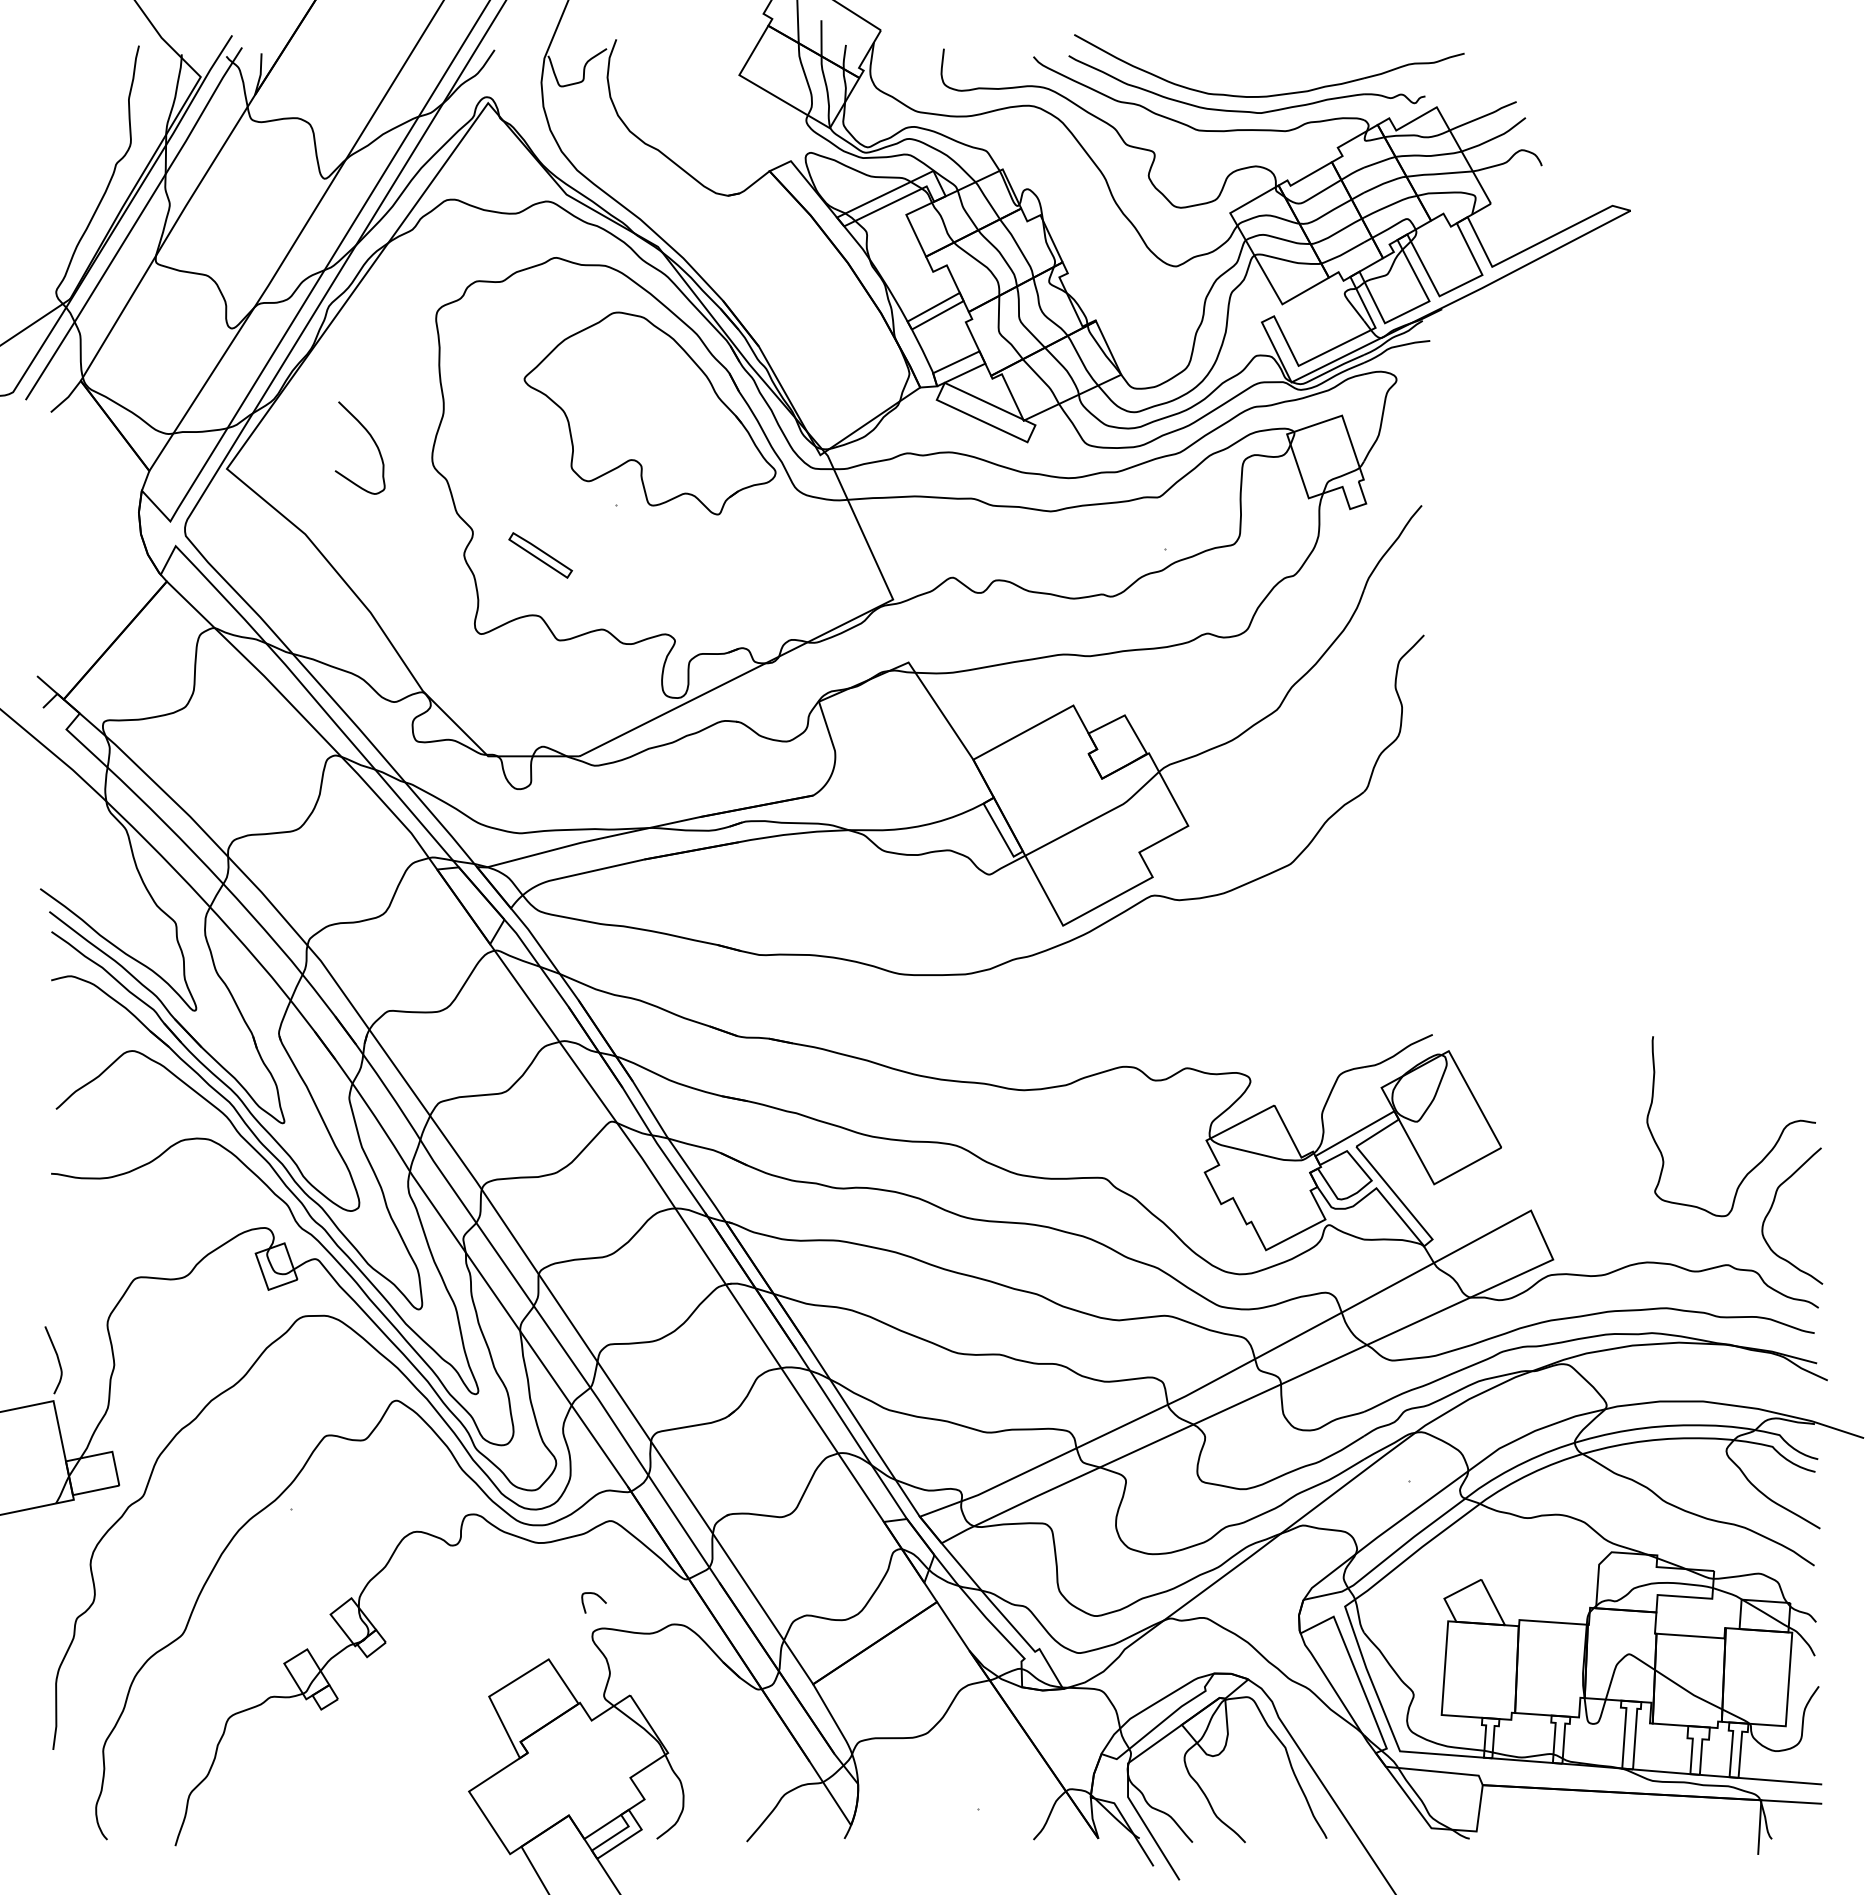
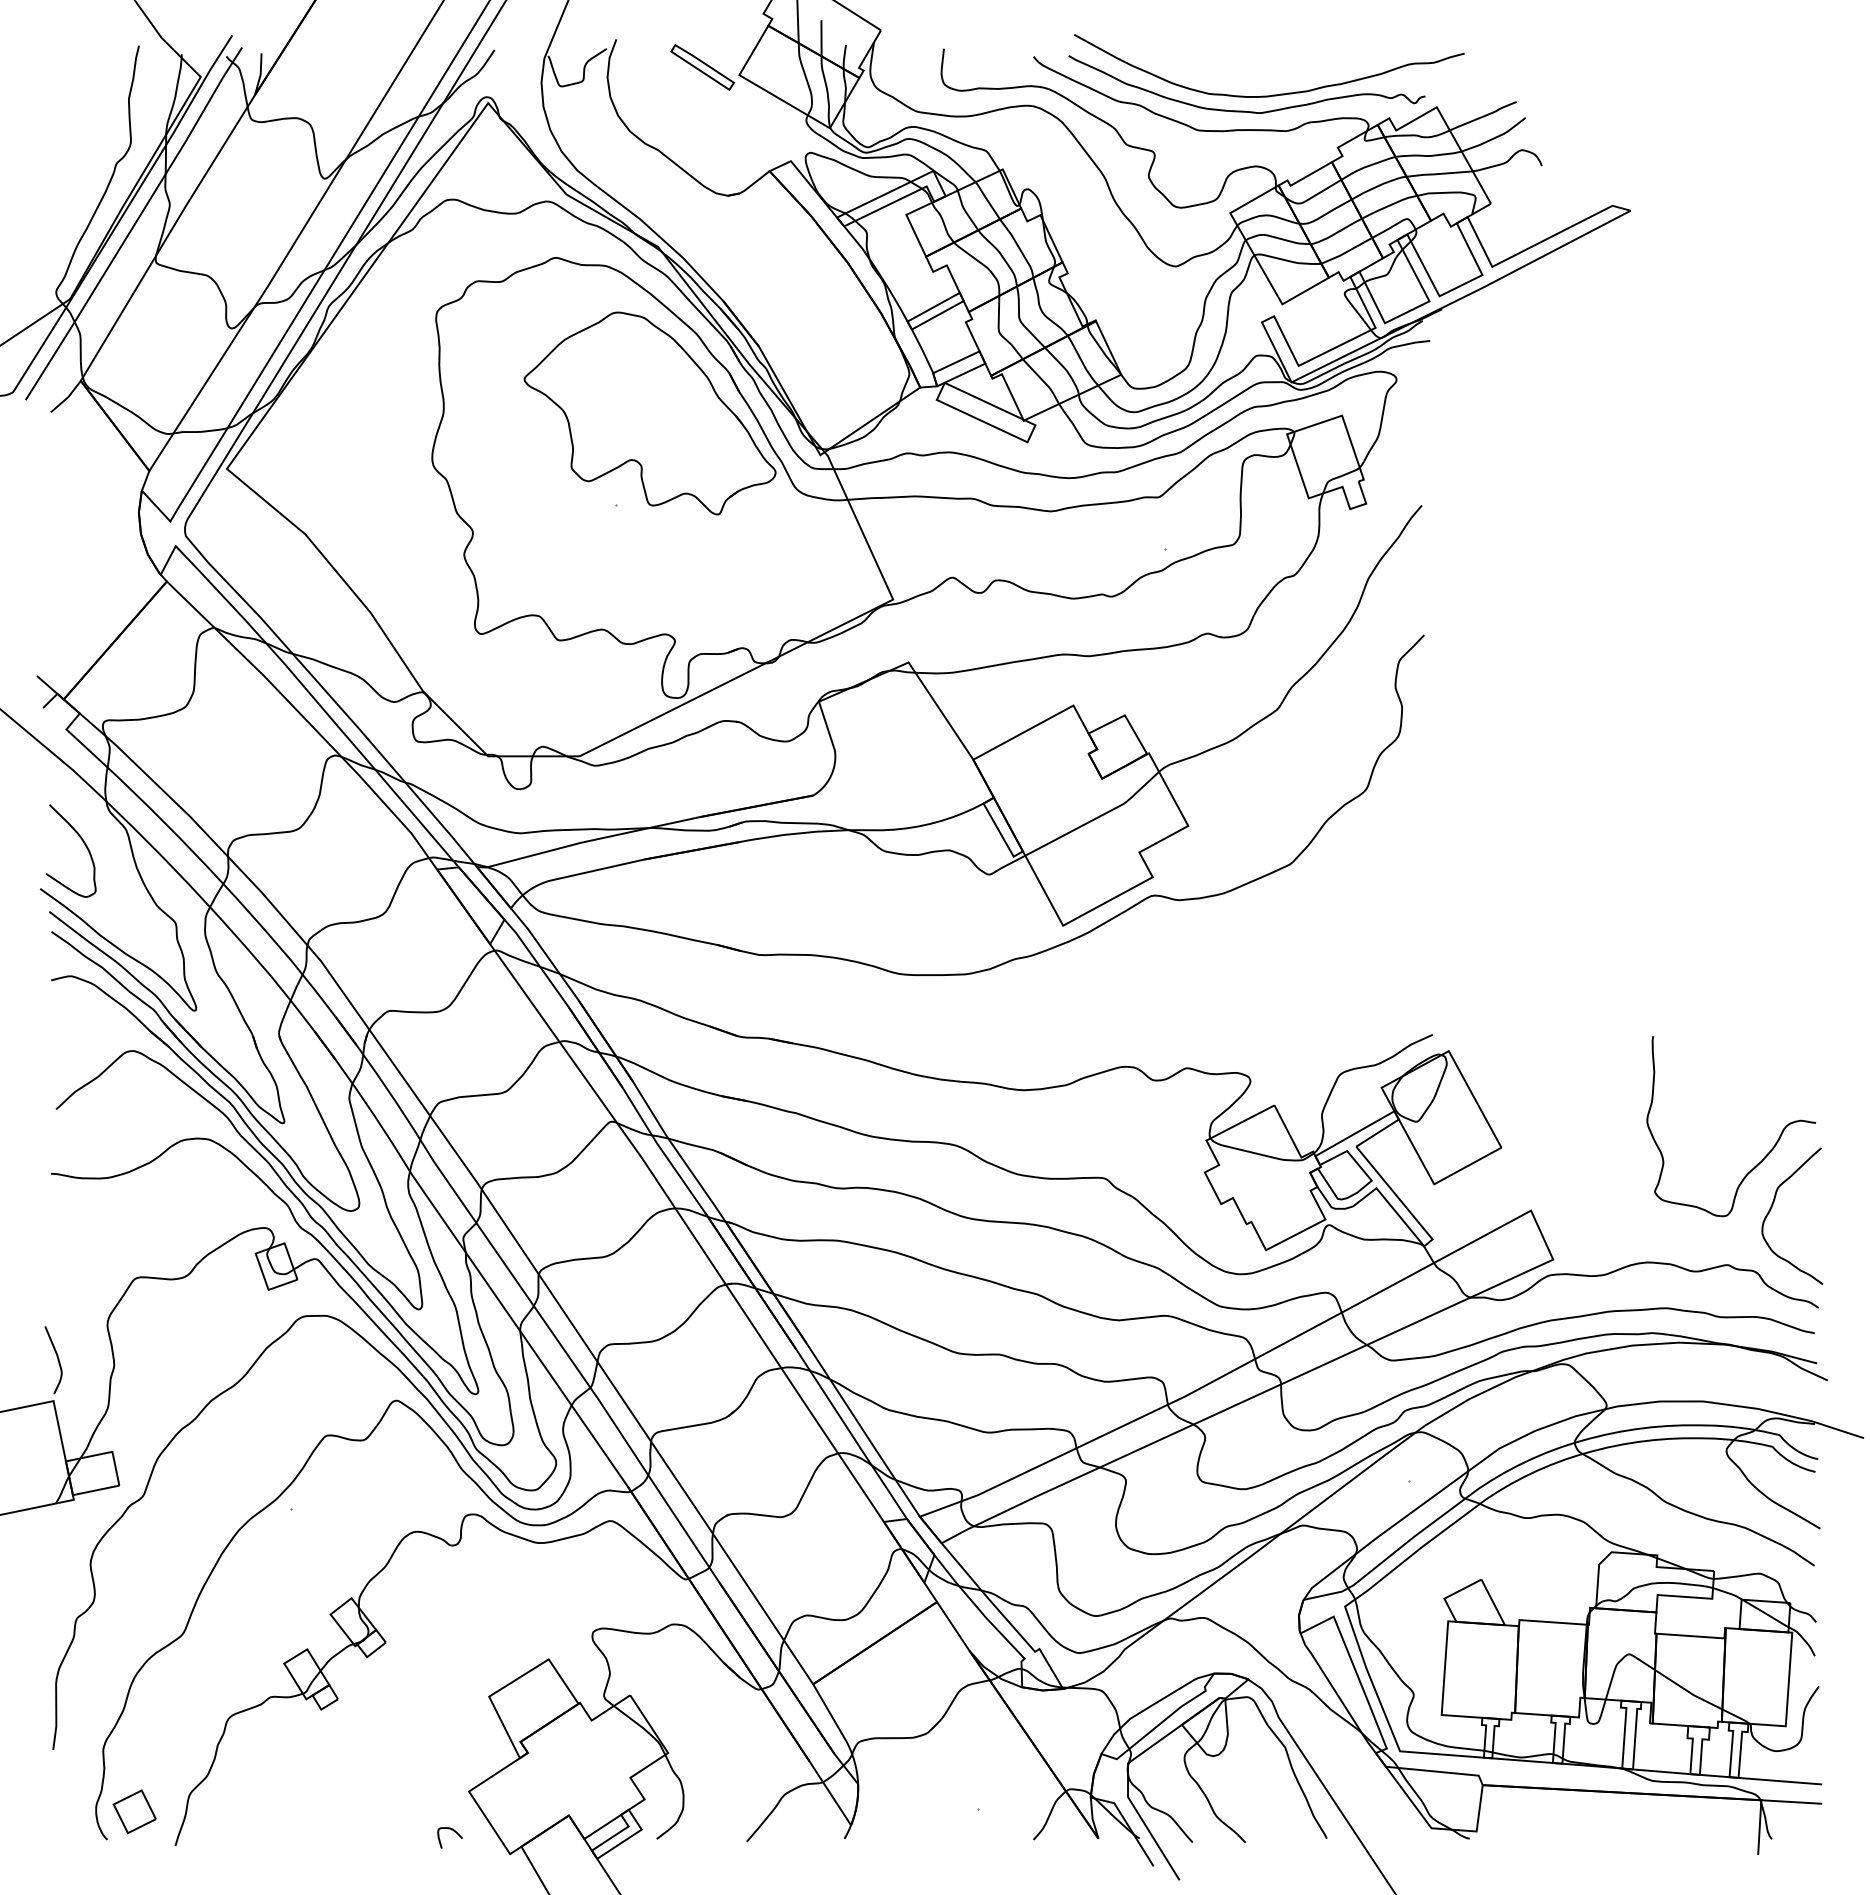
curve position: (372, 440) -> (83, 843) (83, 843)
part position: (540, 555) -> (702, 67) (702, 67)
curve position: (598, 1597) -> (454, 1832) (454, 1832)
part: none -> present (134, 1811)
